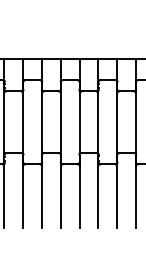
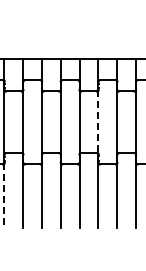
line: solid -> dashed (98, 122)
line: solid -> dashed (4, 195)
